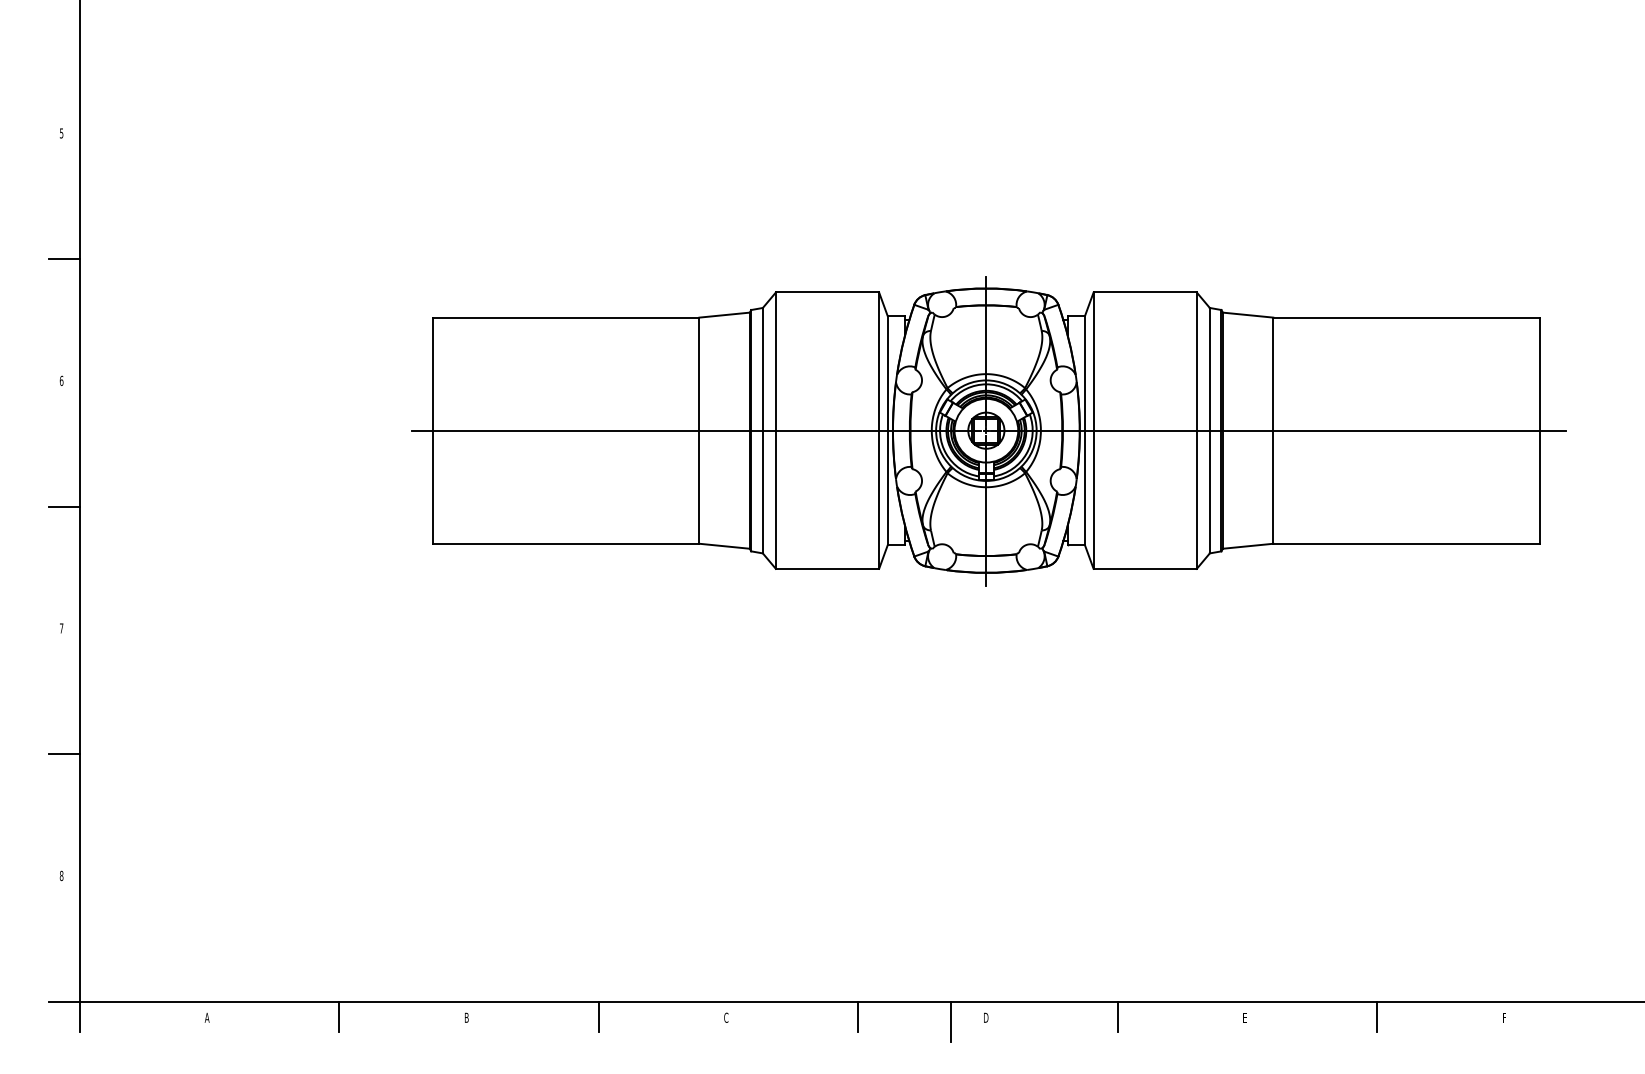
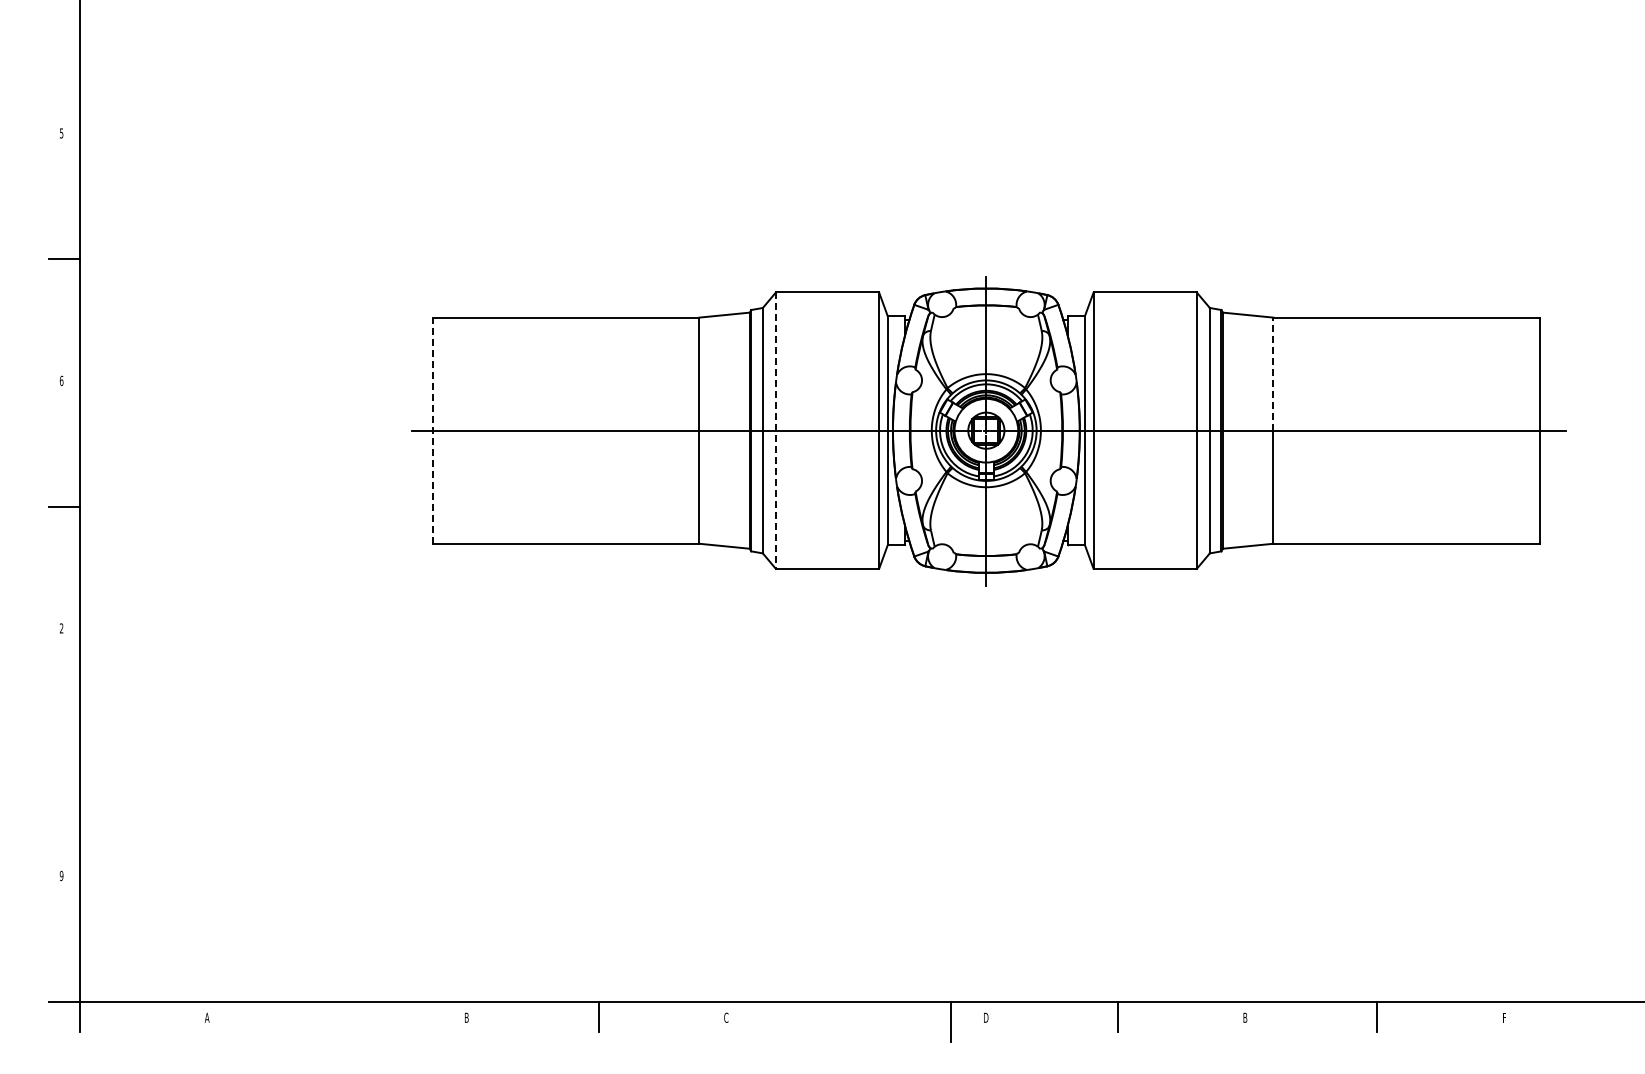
line: solid -> dashed (1273, 374)
line: solid -> dashed (433, 430)
line: solid -> dashed (775, 431)
text: 7 -> 2 (61, 628)
line: present -> none (64, 754)
text: 8 -> 9 (61, 875)
line: present -> none (339, 1016)
line: present -> none (858, 1016)
text: E -> B (1245, 1017)
